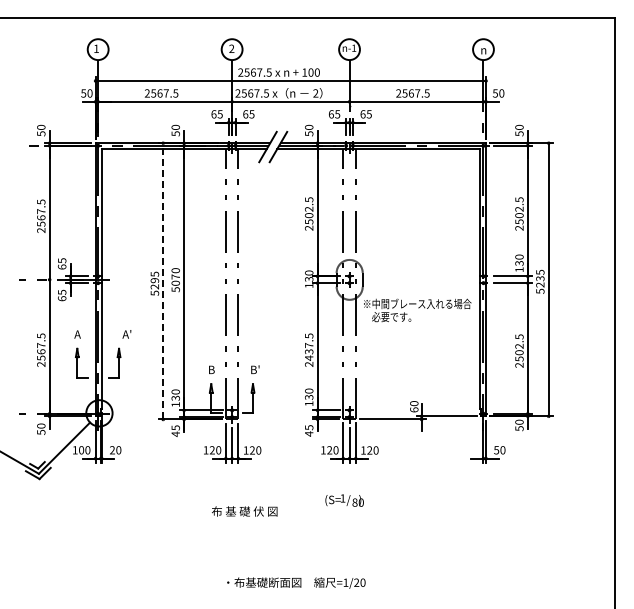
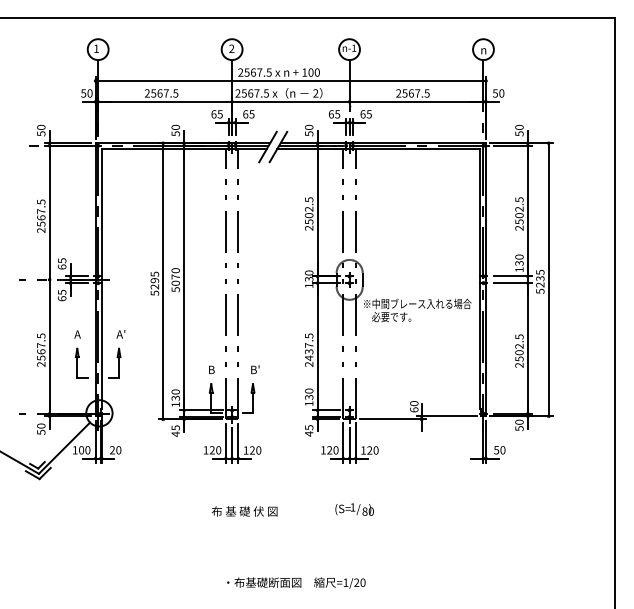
line: dashed -> solid (163, 280)
text position: (126, 334) -> (120, 334) (120, 334)
text position: (344, 500) -> (354, 509) (354, 509)
